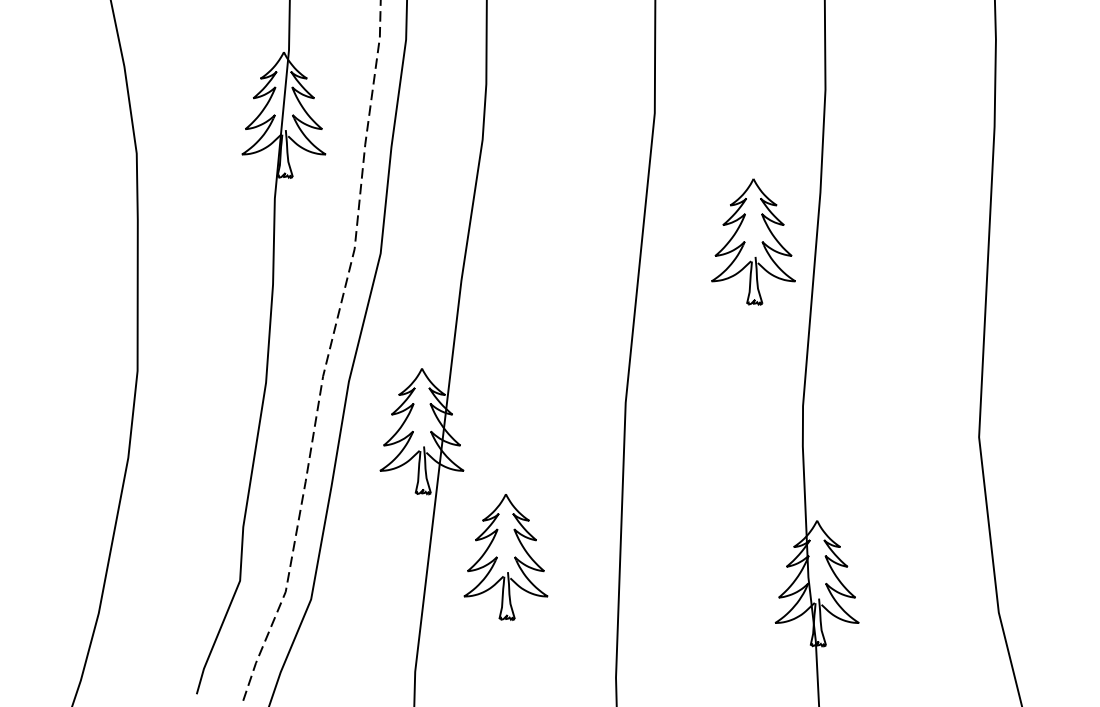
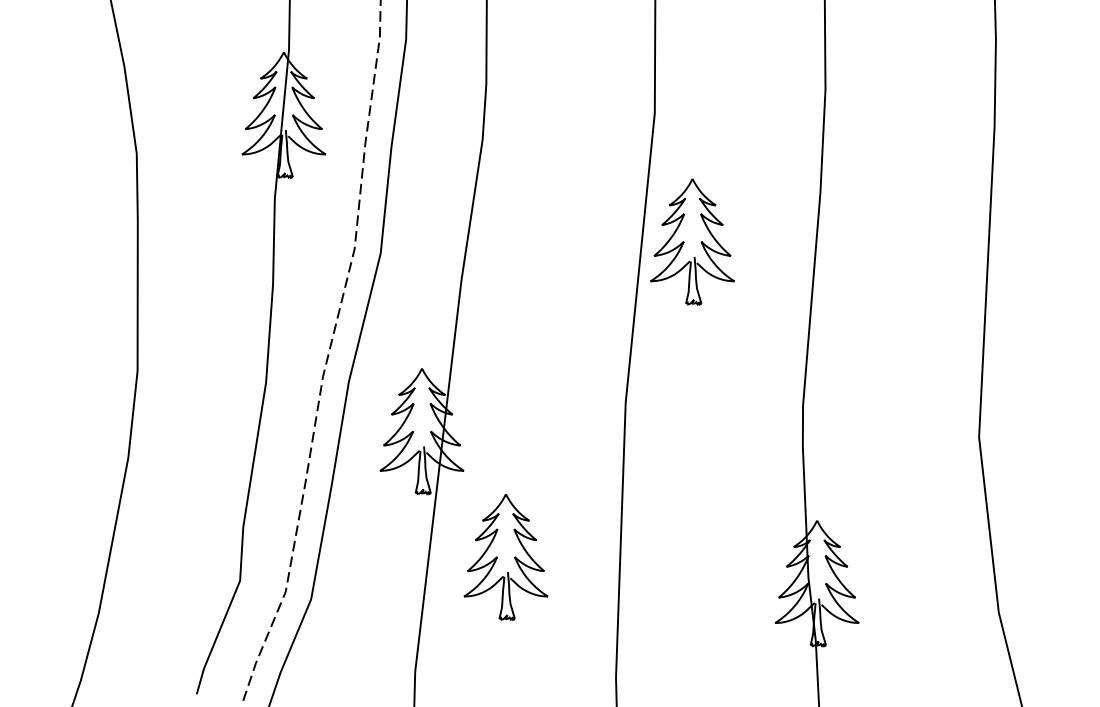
part position: (753, 241) -> (692, 241) (692, 241)
